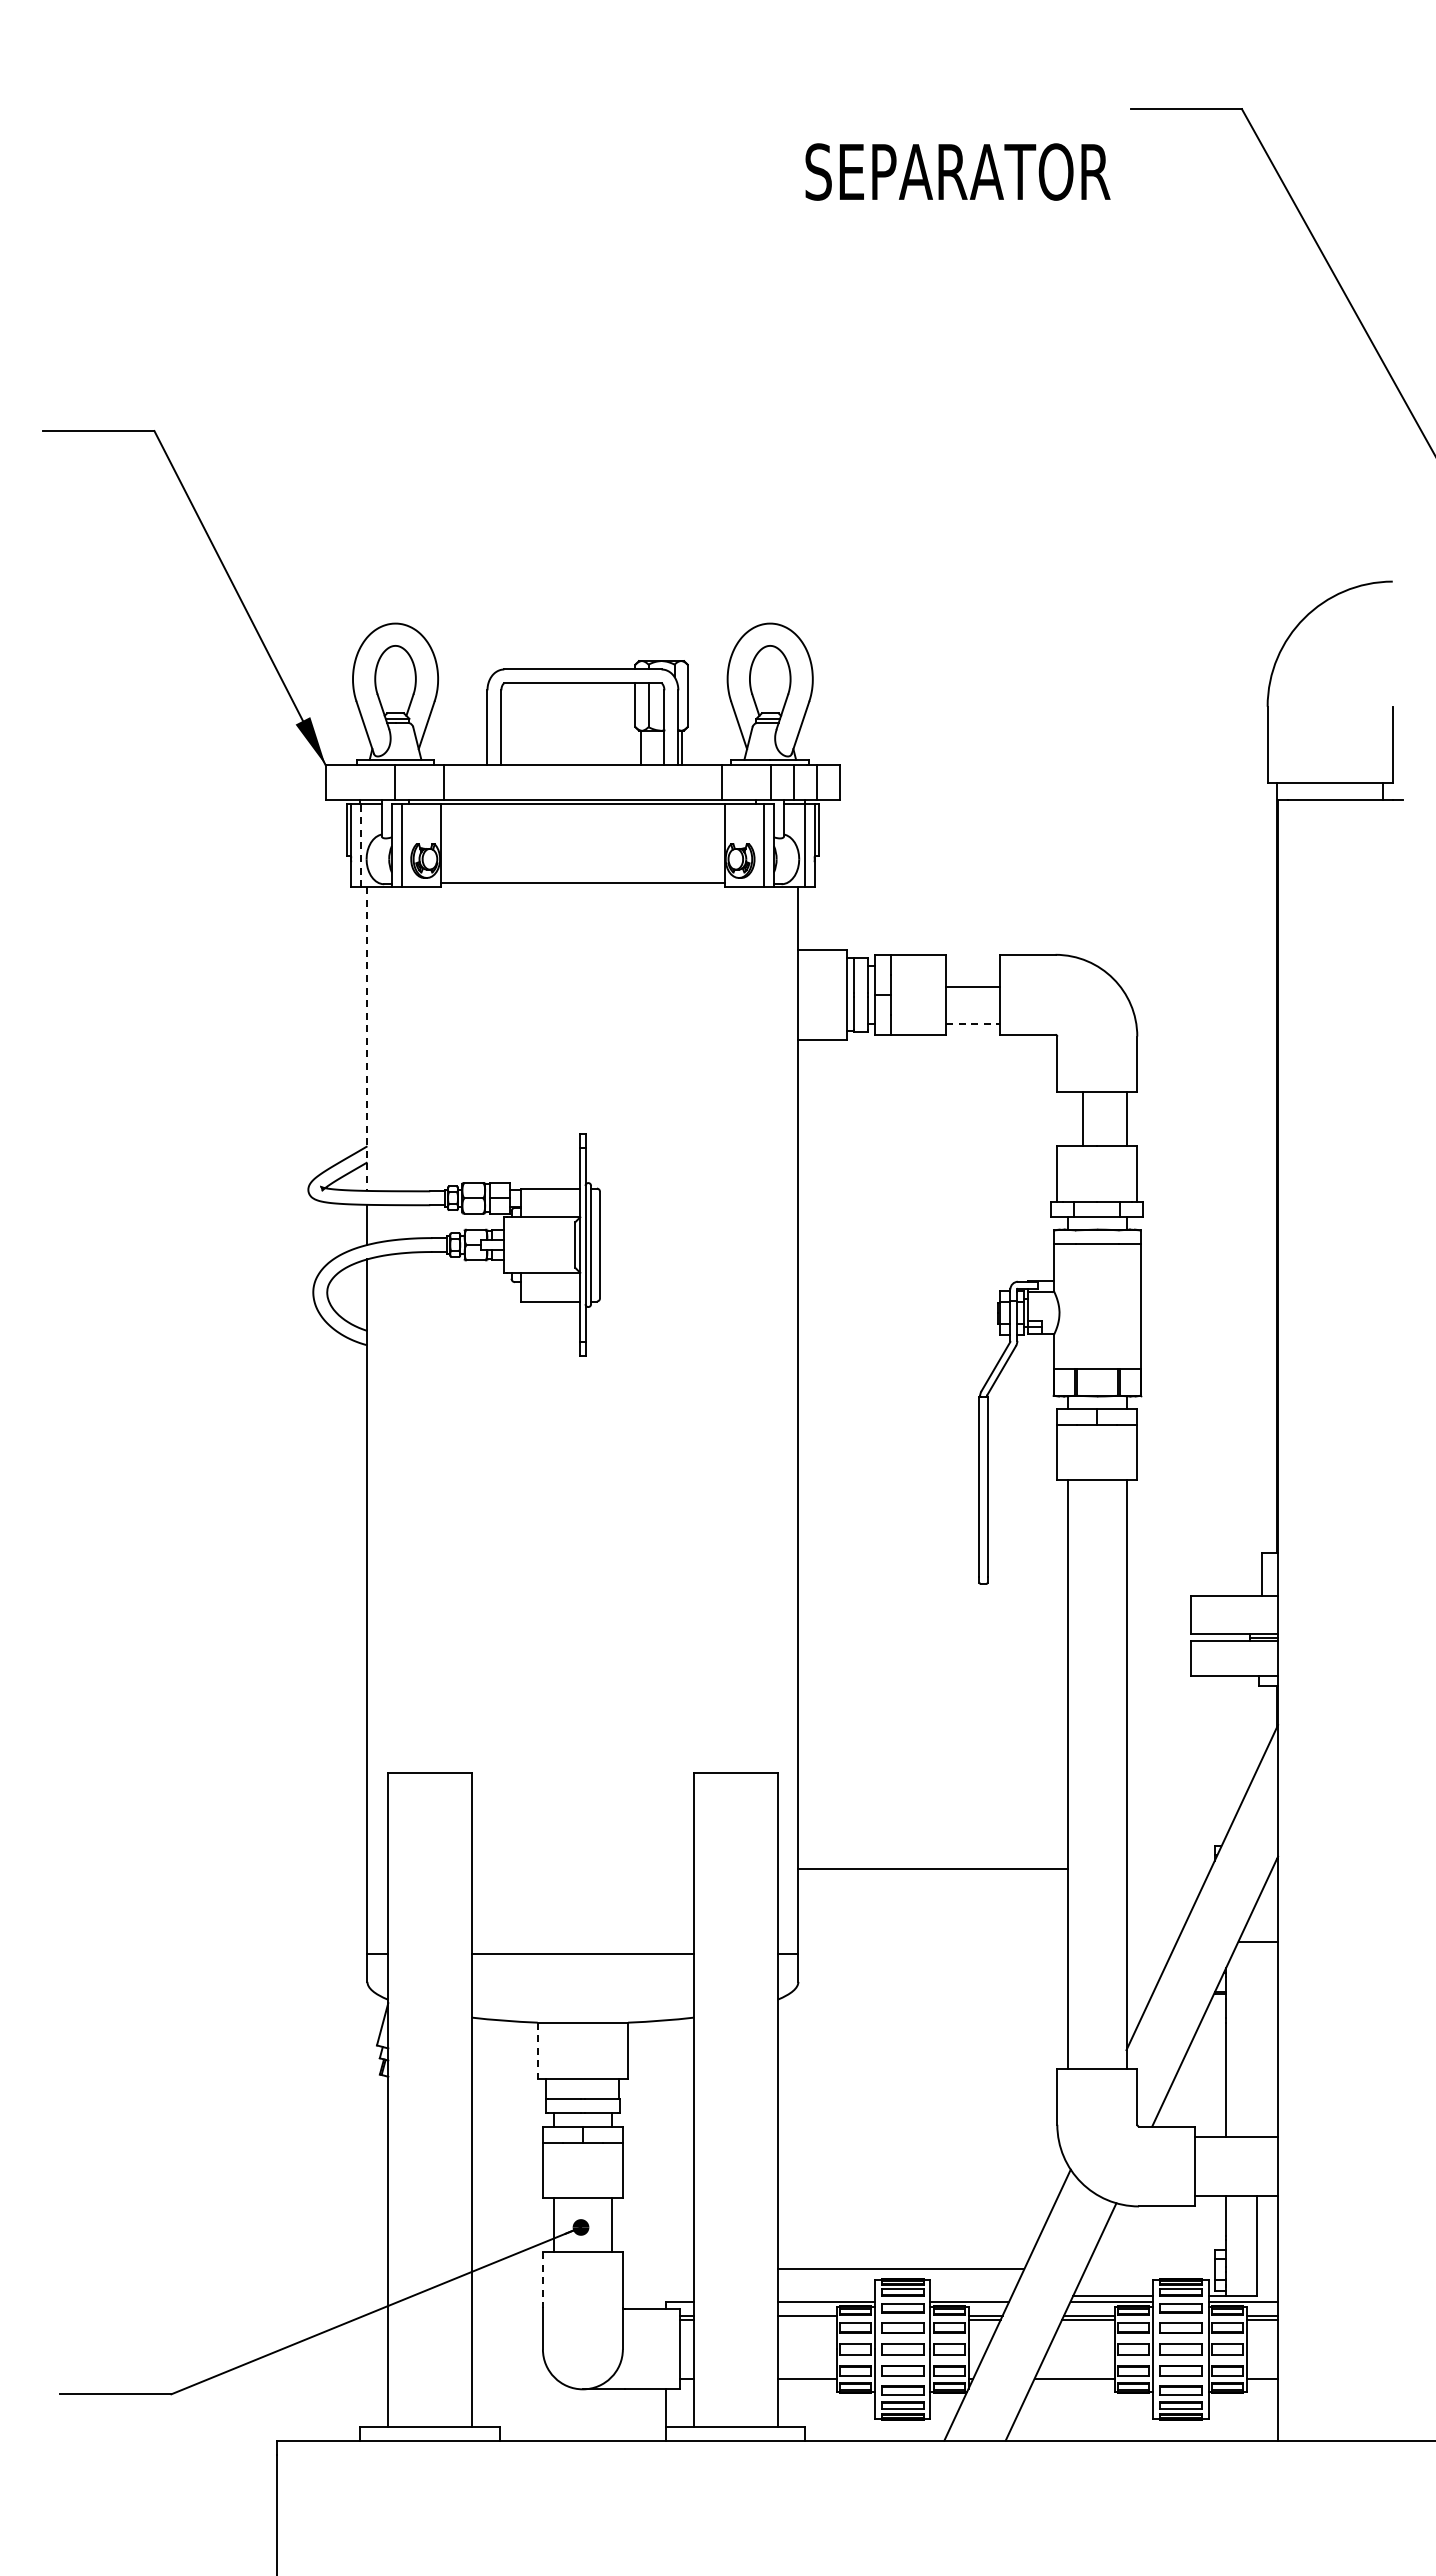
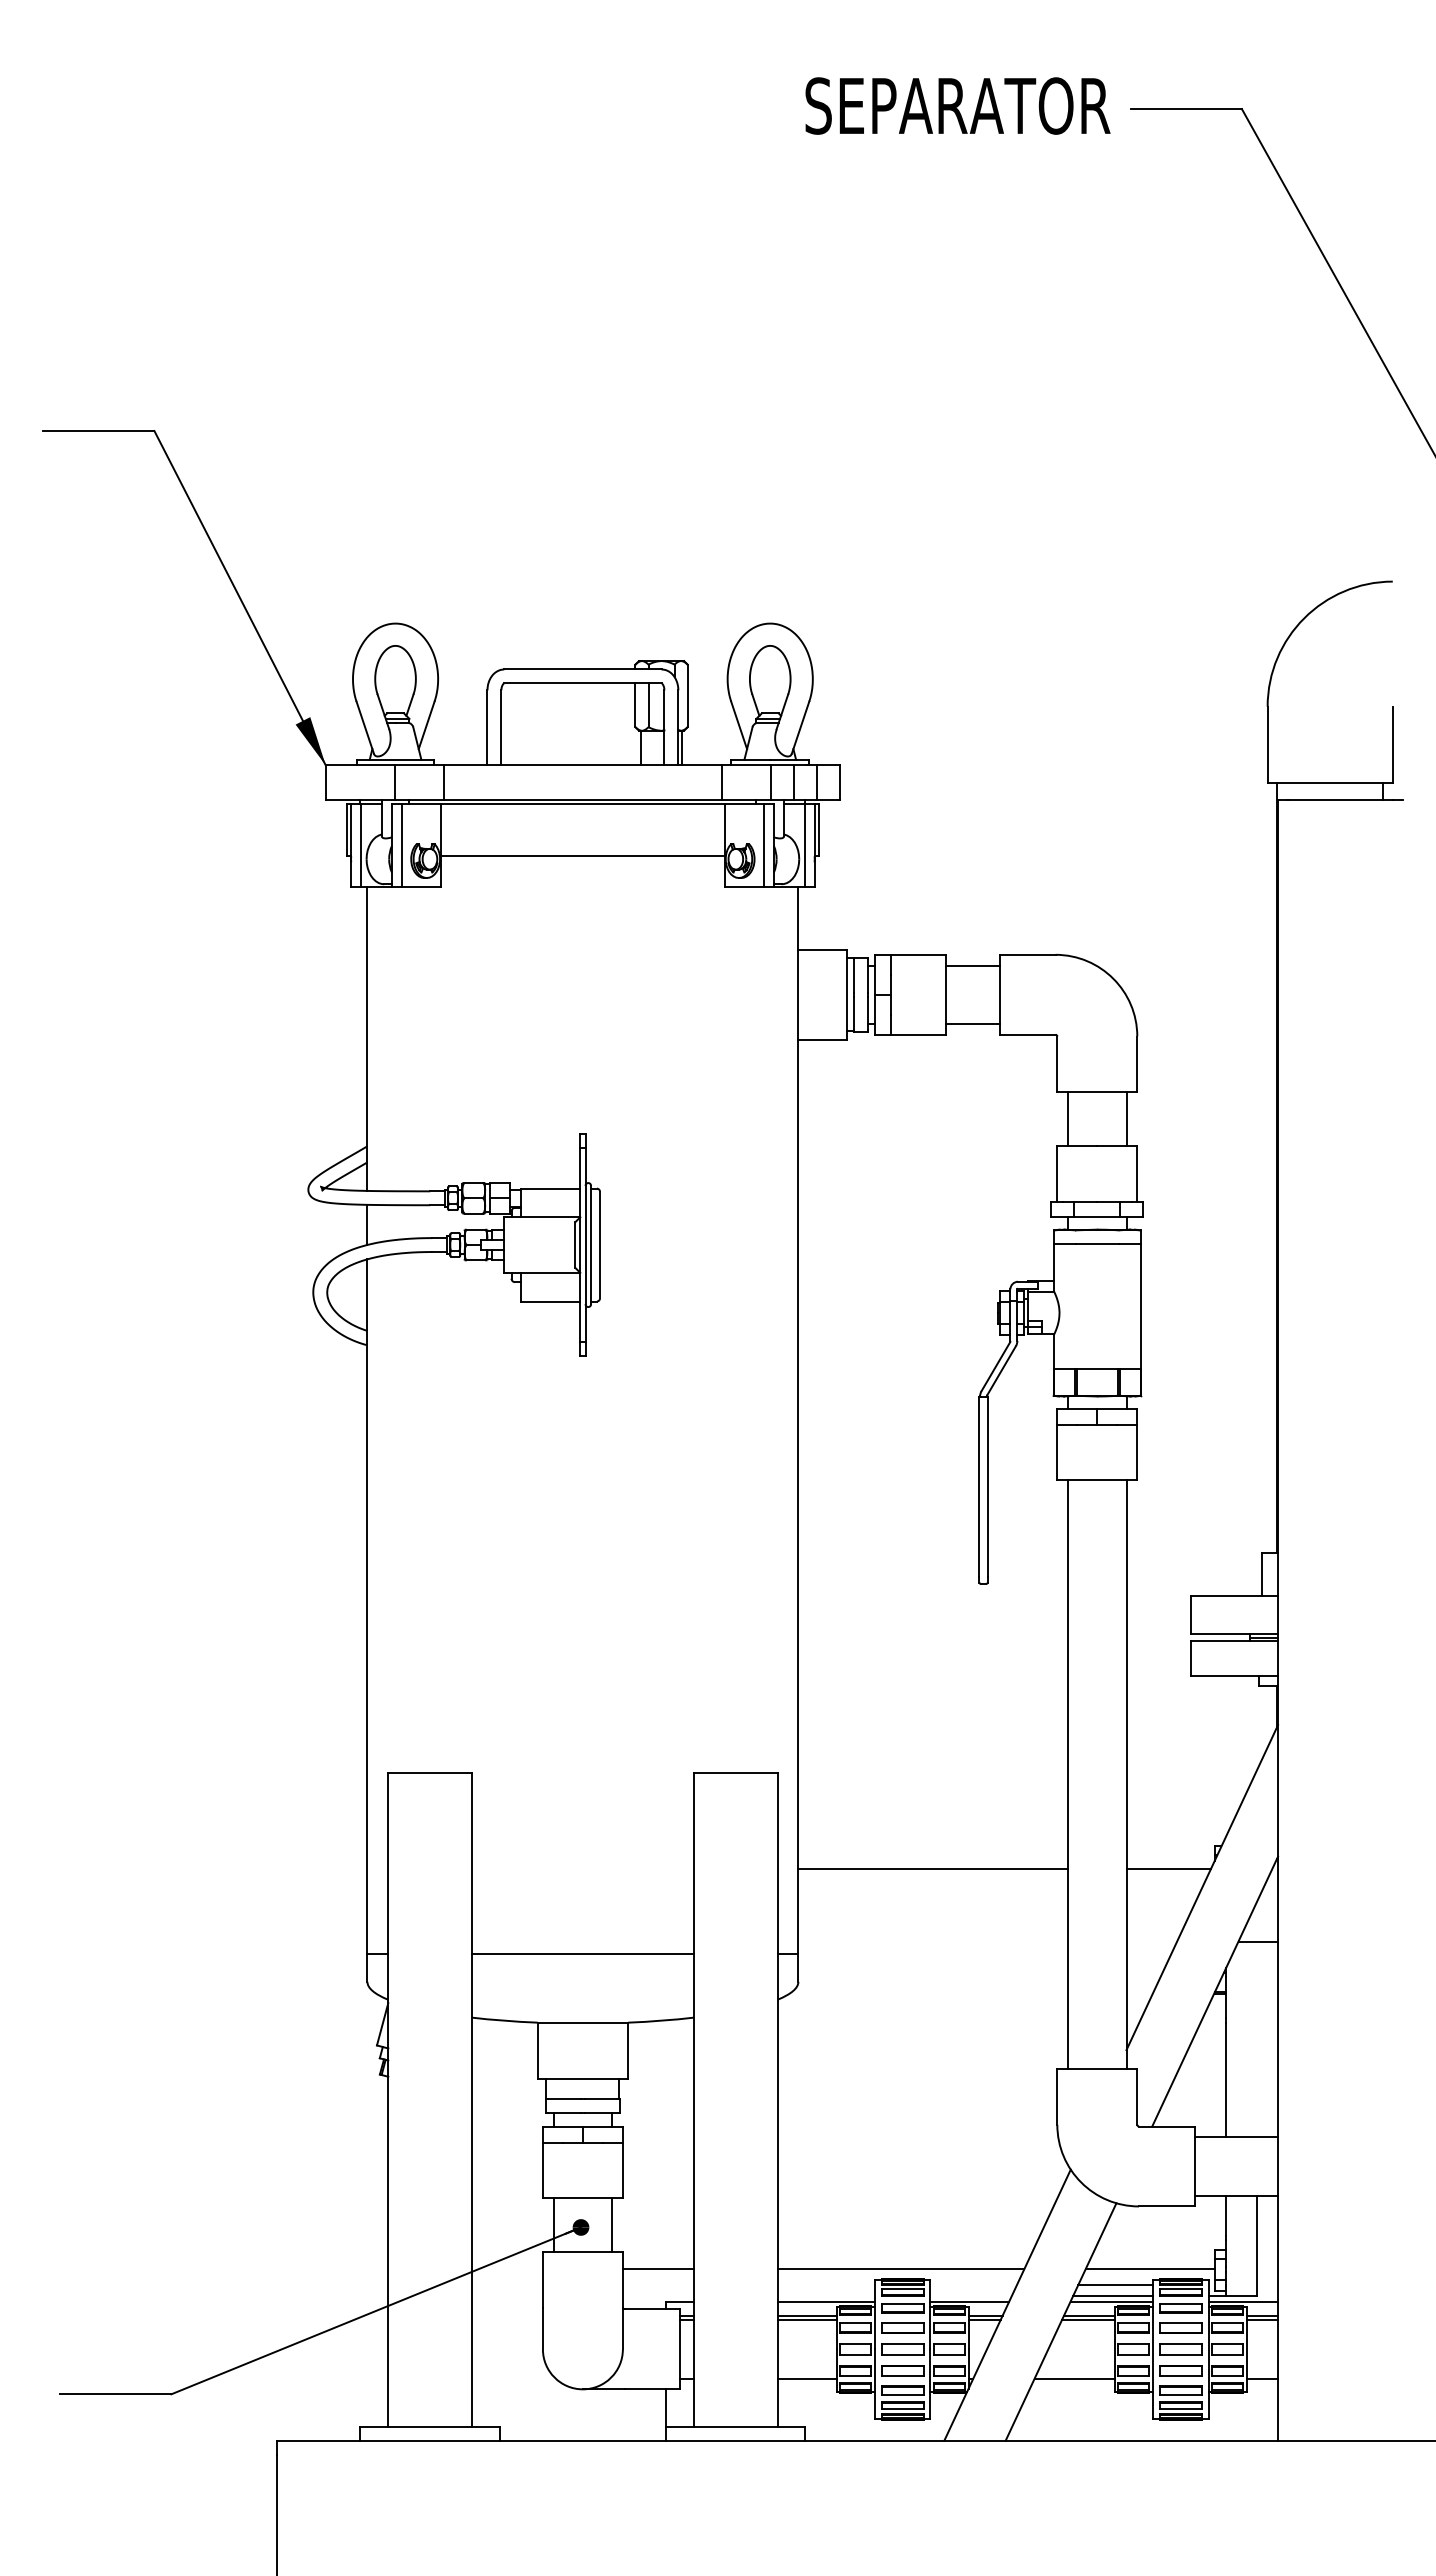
text position: (957, 171) -> (957, 105) (957, 105)
line: dashed -> solid (361, 845)
line position: (582, 882) -> (582, 855) (582, 855)
line position: (972, 986) -> (972, 965) (972, 965)
line: dashed -> solid (973, 1024)
line: dashed -> solid (367, 1039)
line position: (1083, 1118) -> (1068, 1118) (1068, 1118)
line: none -> present (1168, 1868)
line: dashed -> solid (537, 2051)
line: none -> present (658, 2269)
line: none -> present (1149, 2269)
line: dashed -> solid (542, 2279)
line: none -> present (1115, 2284)
line: none -> present (806, 2320)
